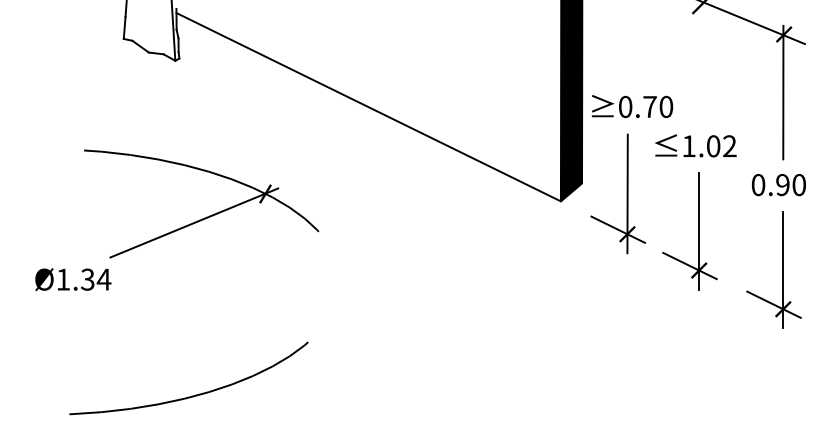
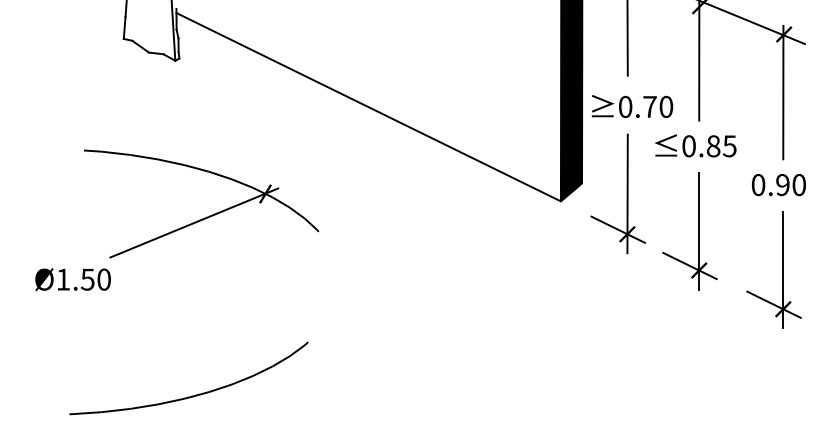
line: none -> present (627, 38)
line: none -> present (699, 61)
text: 1.02 -> 0.85 (709, 146)
text: Ø1.34 -> Ø1.50 (96, 279)
